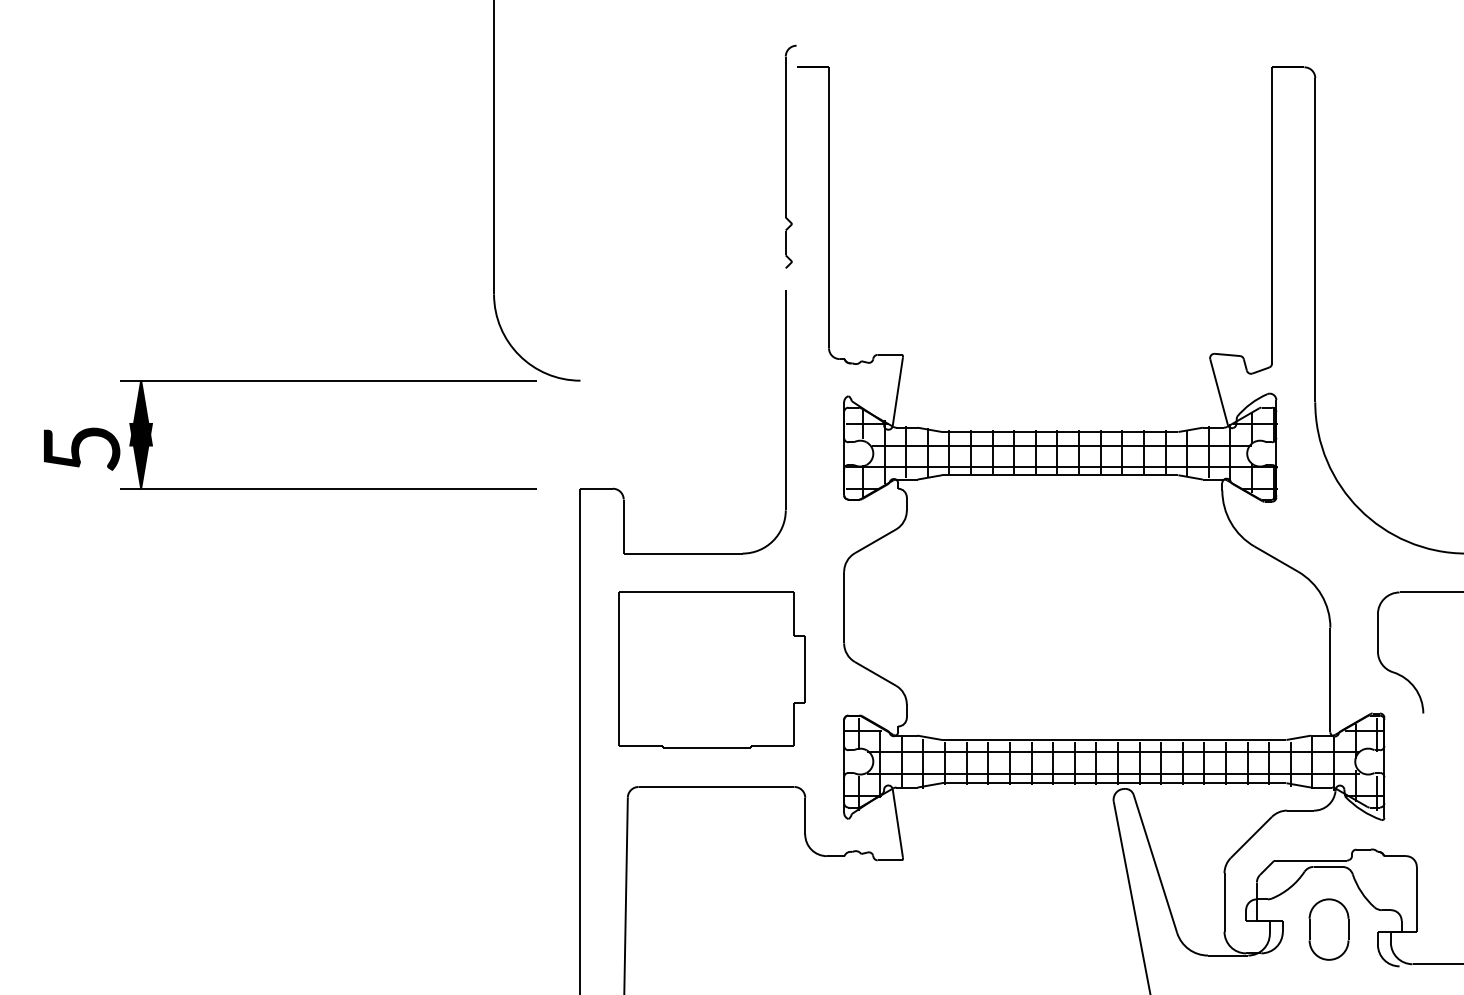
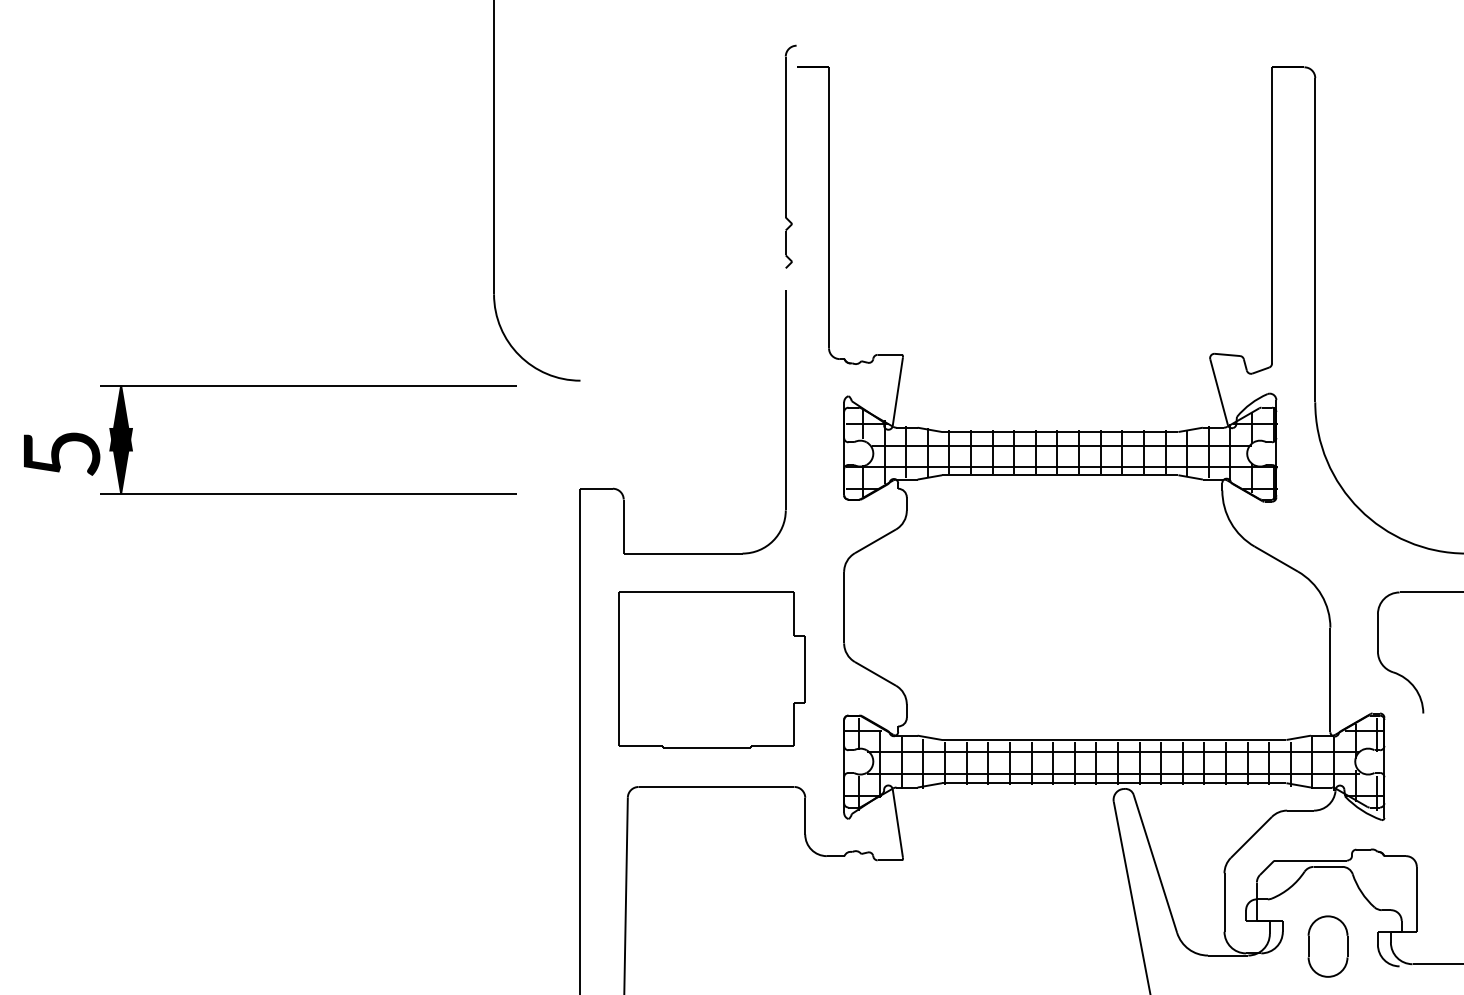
part position: (290, 381) -> (270, 386) (270, 386)
part position: (1328, 929) -> (1327, 946) (1327, 946)
